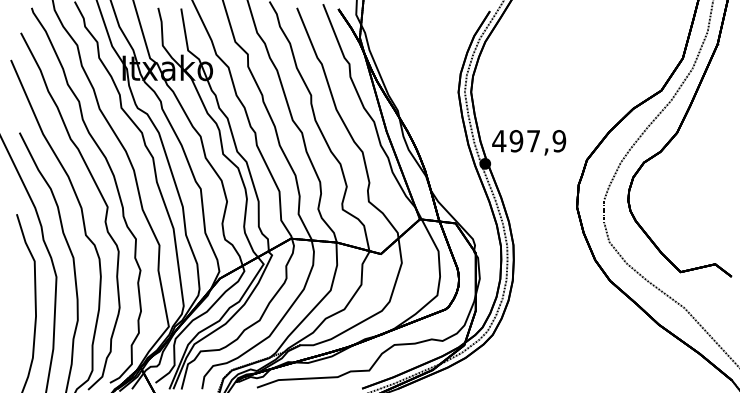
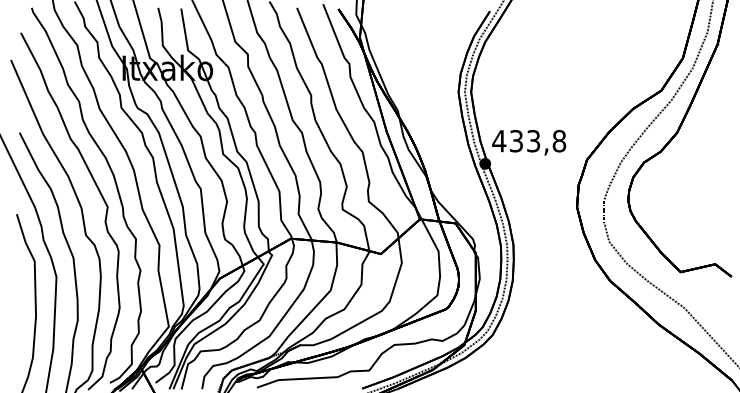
text: 497,9 -> 433,8 (537, 141)
